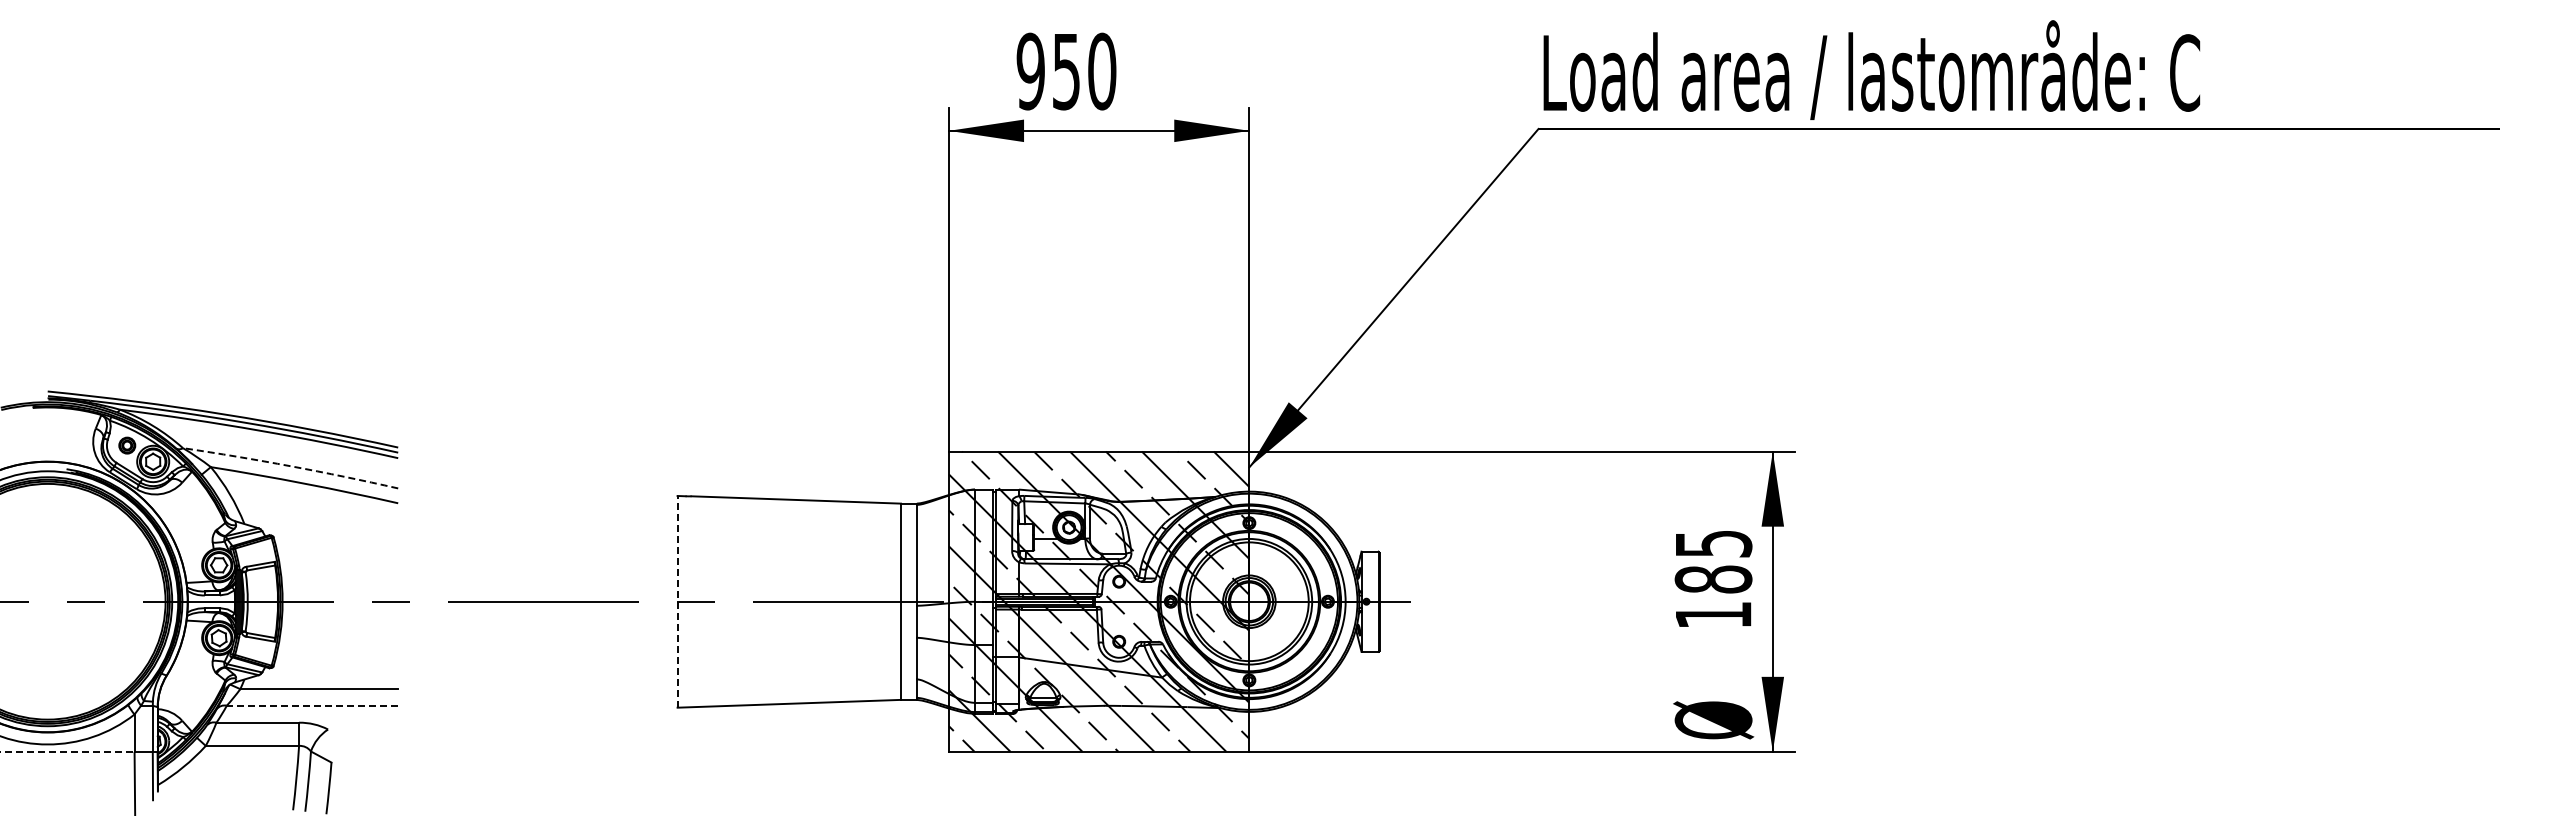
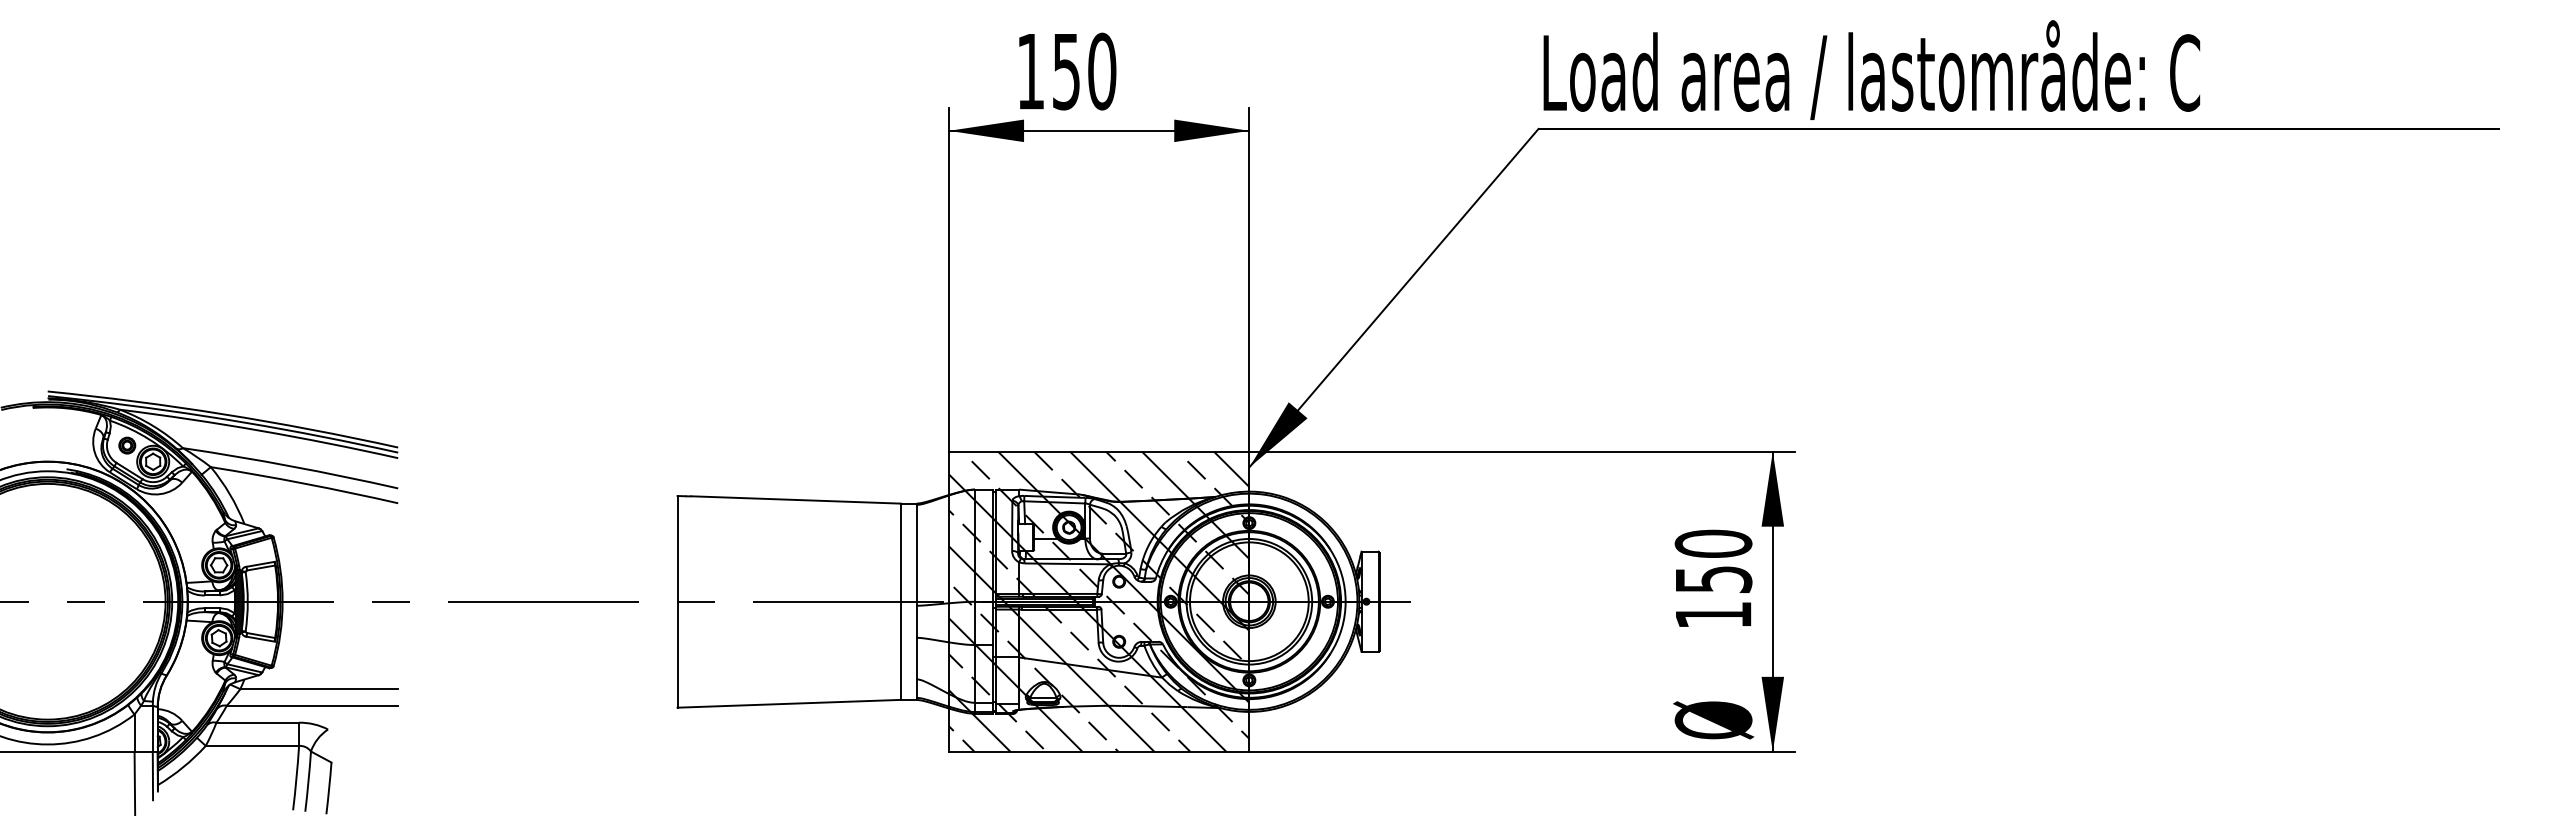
text: 950 -> 150 (1030, 71)
arc: dashed -> solid (290, 466)
text: 185 -> 150 (1713, 561)
line: dashed -> solid (677, 601)
line: dashed -> solid (312, 705)
line: dashed -> solid (67, 751)
